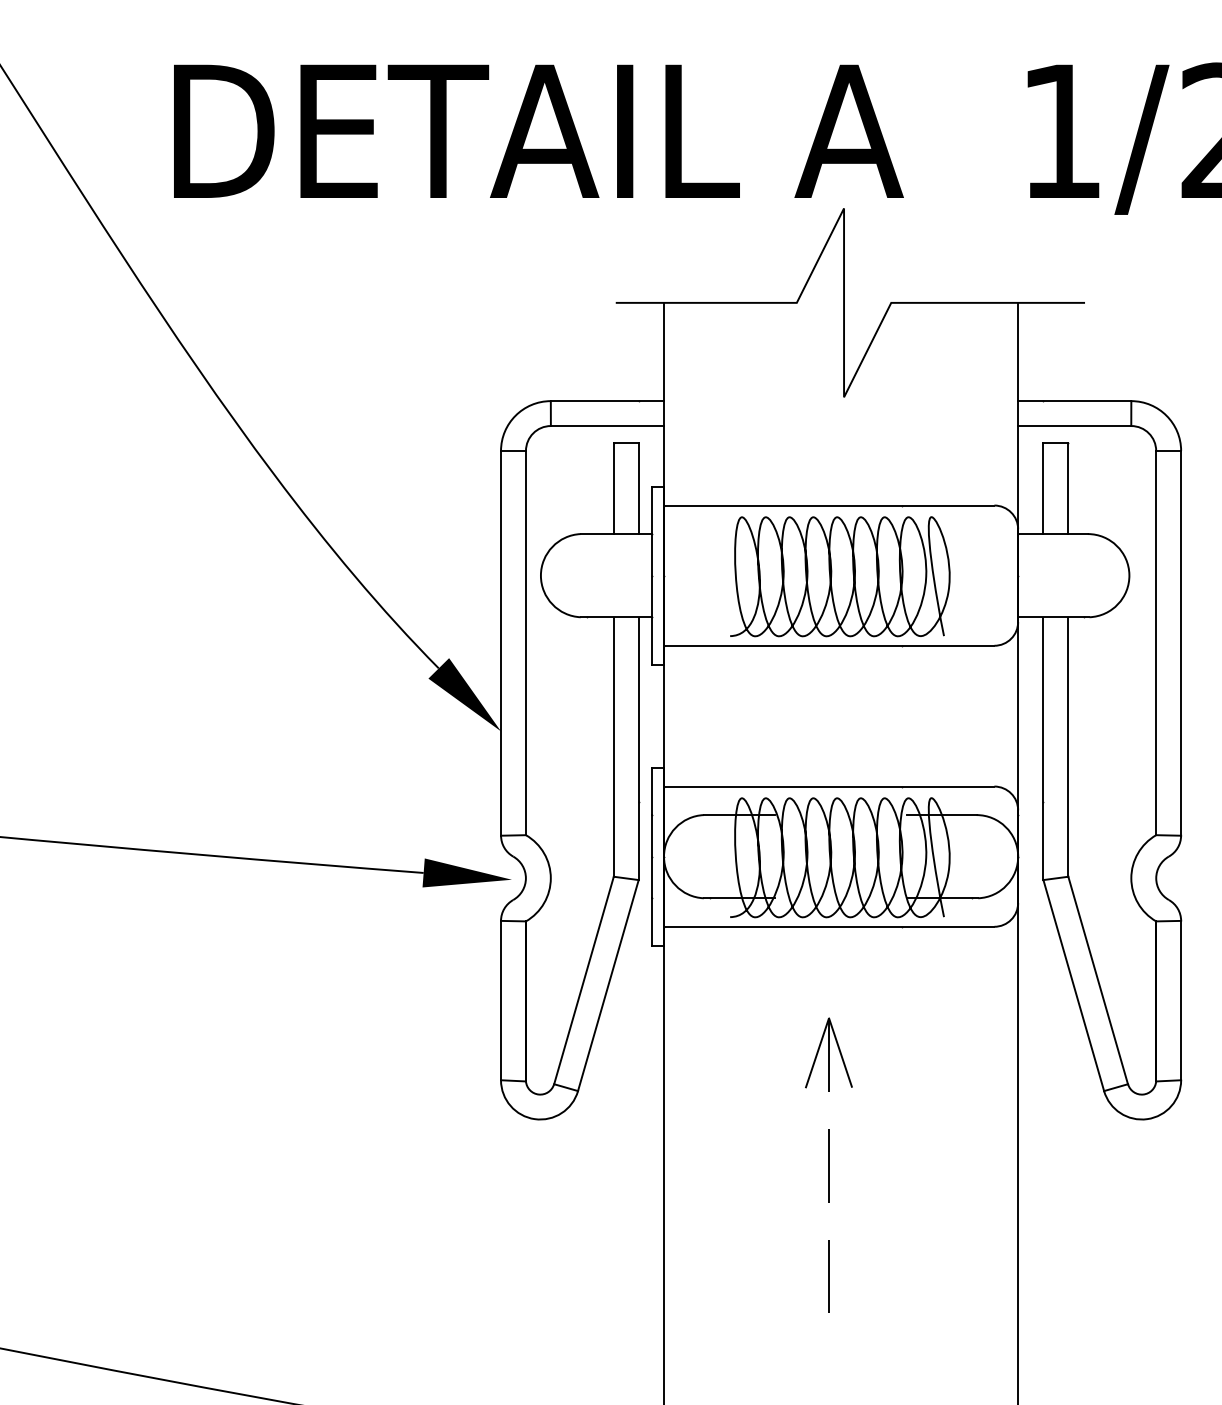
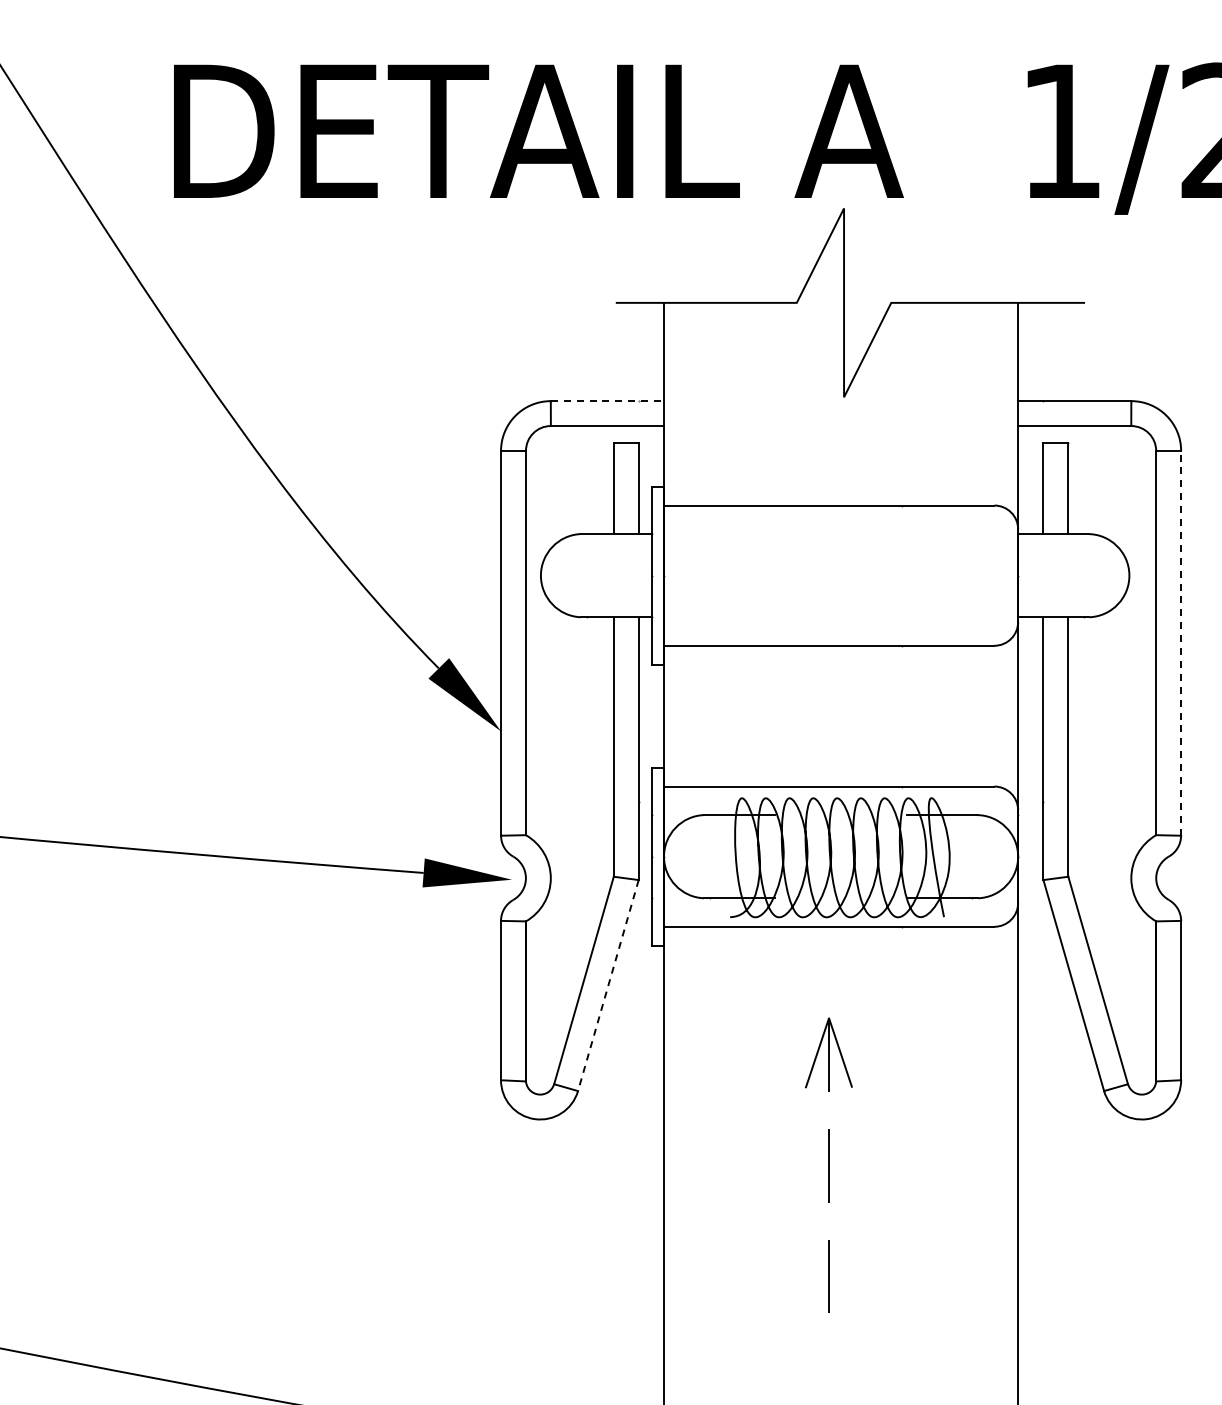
line: solid -> dashed (607, 401)
curve: present -> none (832, 575)
line: solid -> dashed (1181, 642)
line: solid -> dashed (608, 985)
